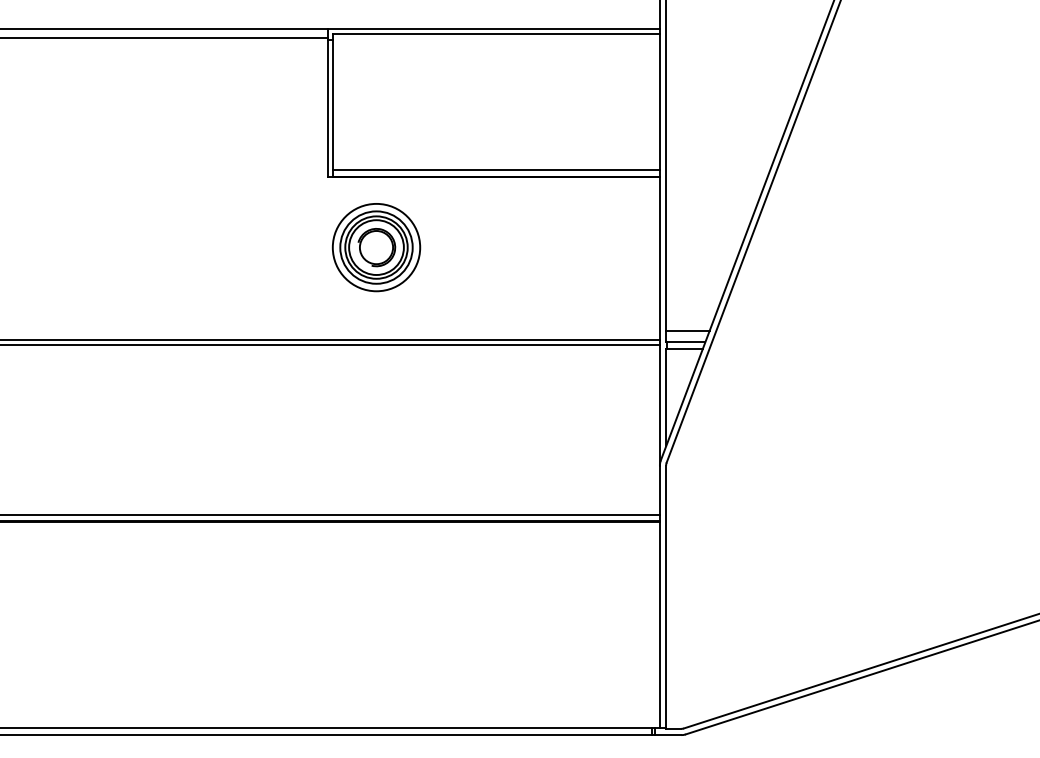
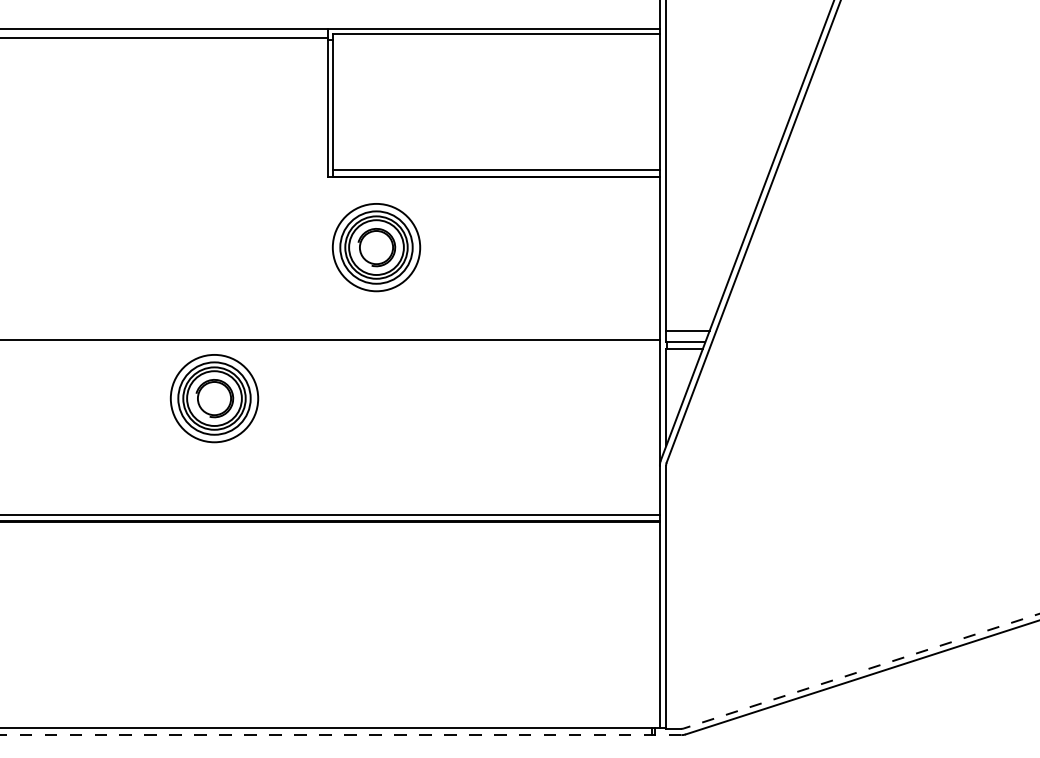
line: present -> none (330, 344)
part: none -> present (214, 398)
line: solid -> dashed (861, 671)
line: solid -> dashed (340, 735)
